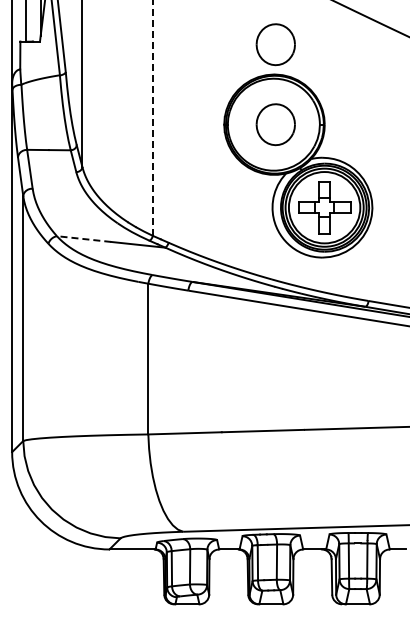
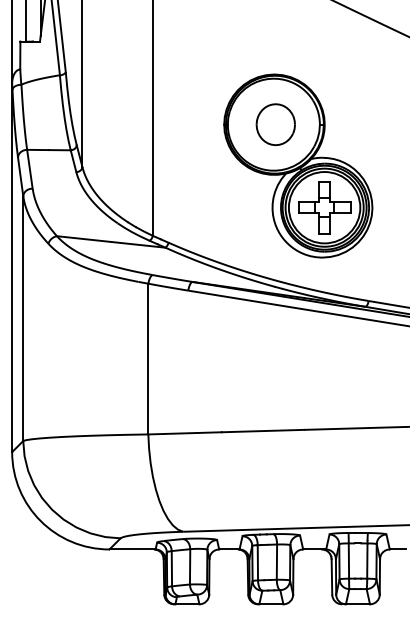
part: present -> none (275, 44)
line: dashed -> solid (152, 117)
line: dashed -> solid (83, 239)
